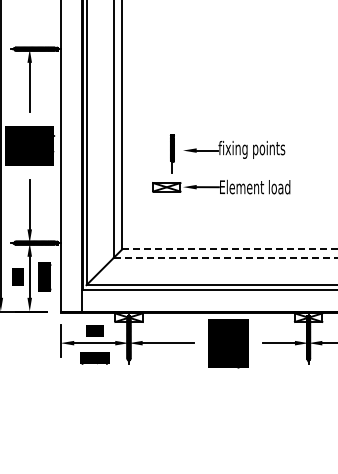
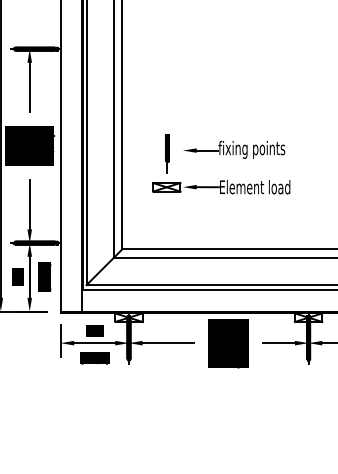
line position: (172, 153) -> (167, 153) (167, 153)
line: dashed -> solid (230, 249)
line: dashed -> solid (225, 257)
